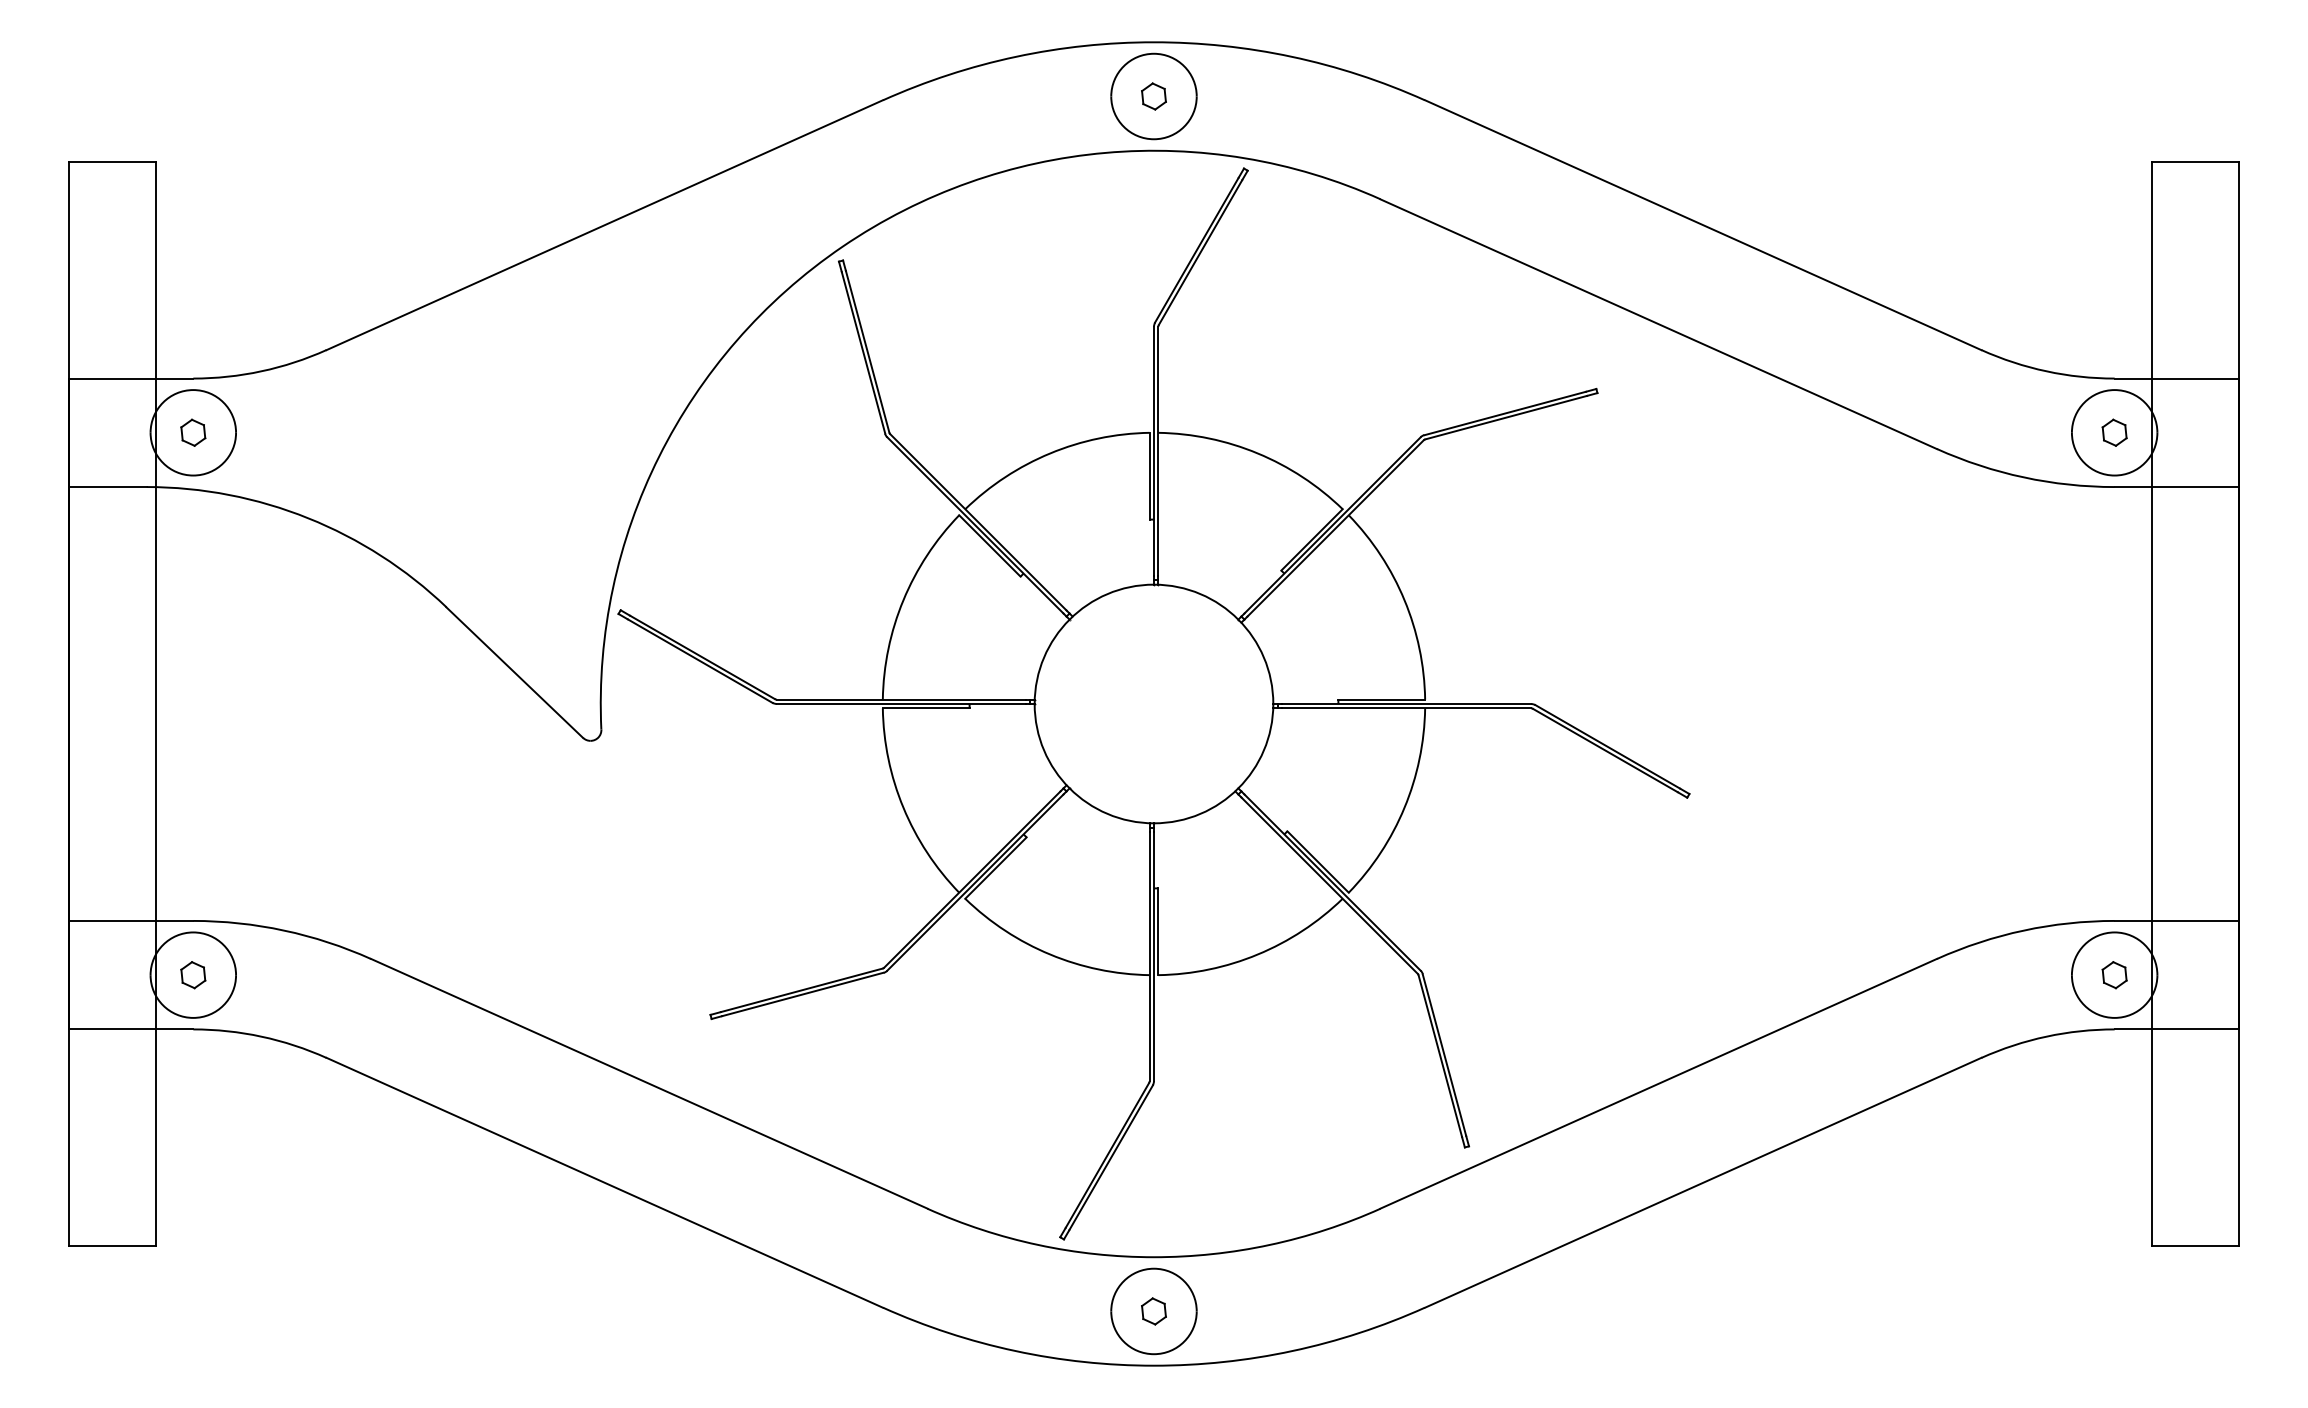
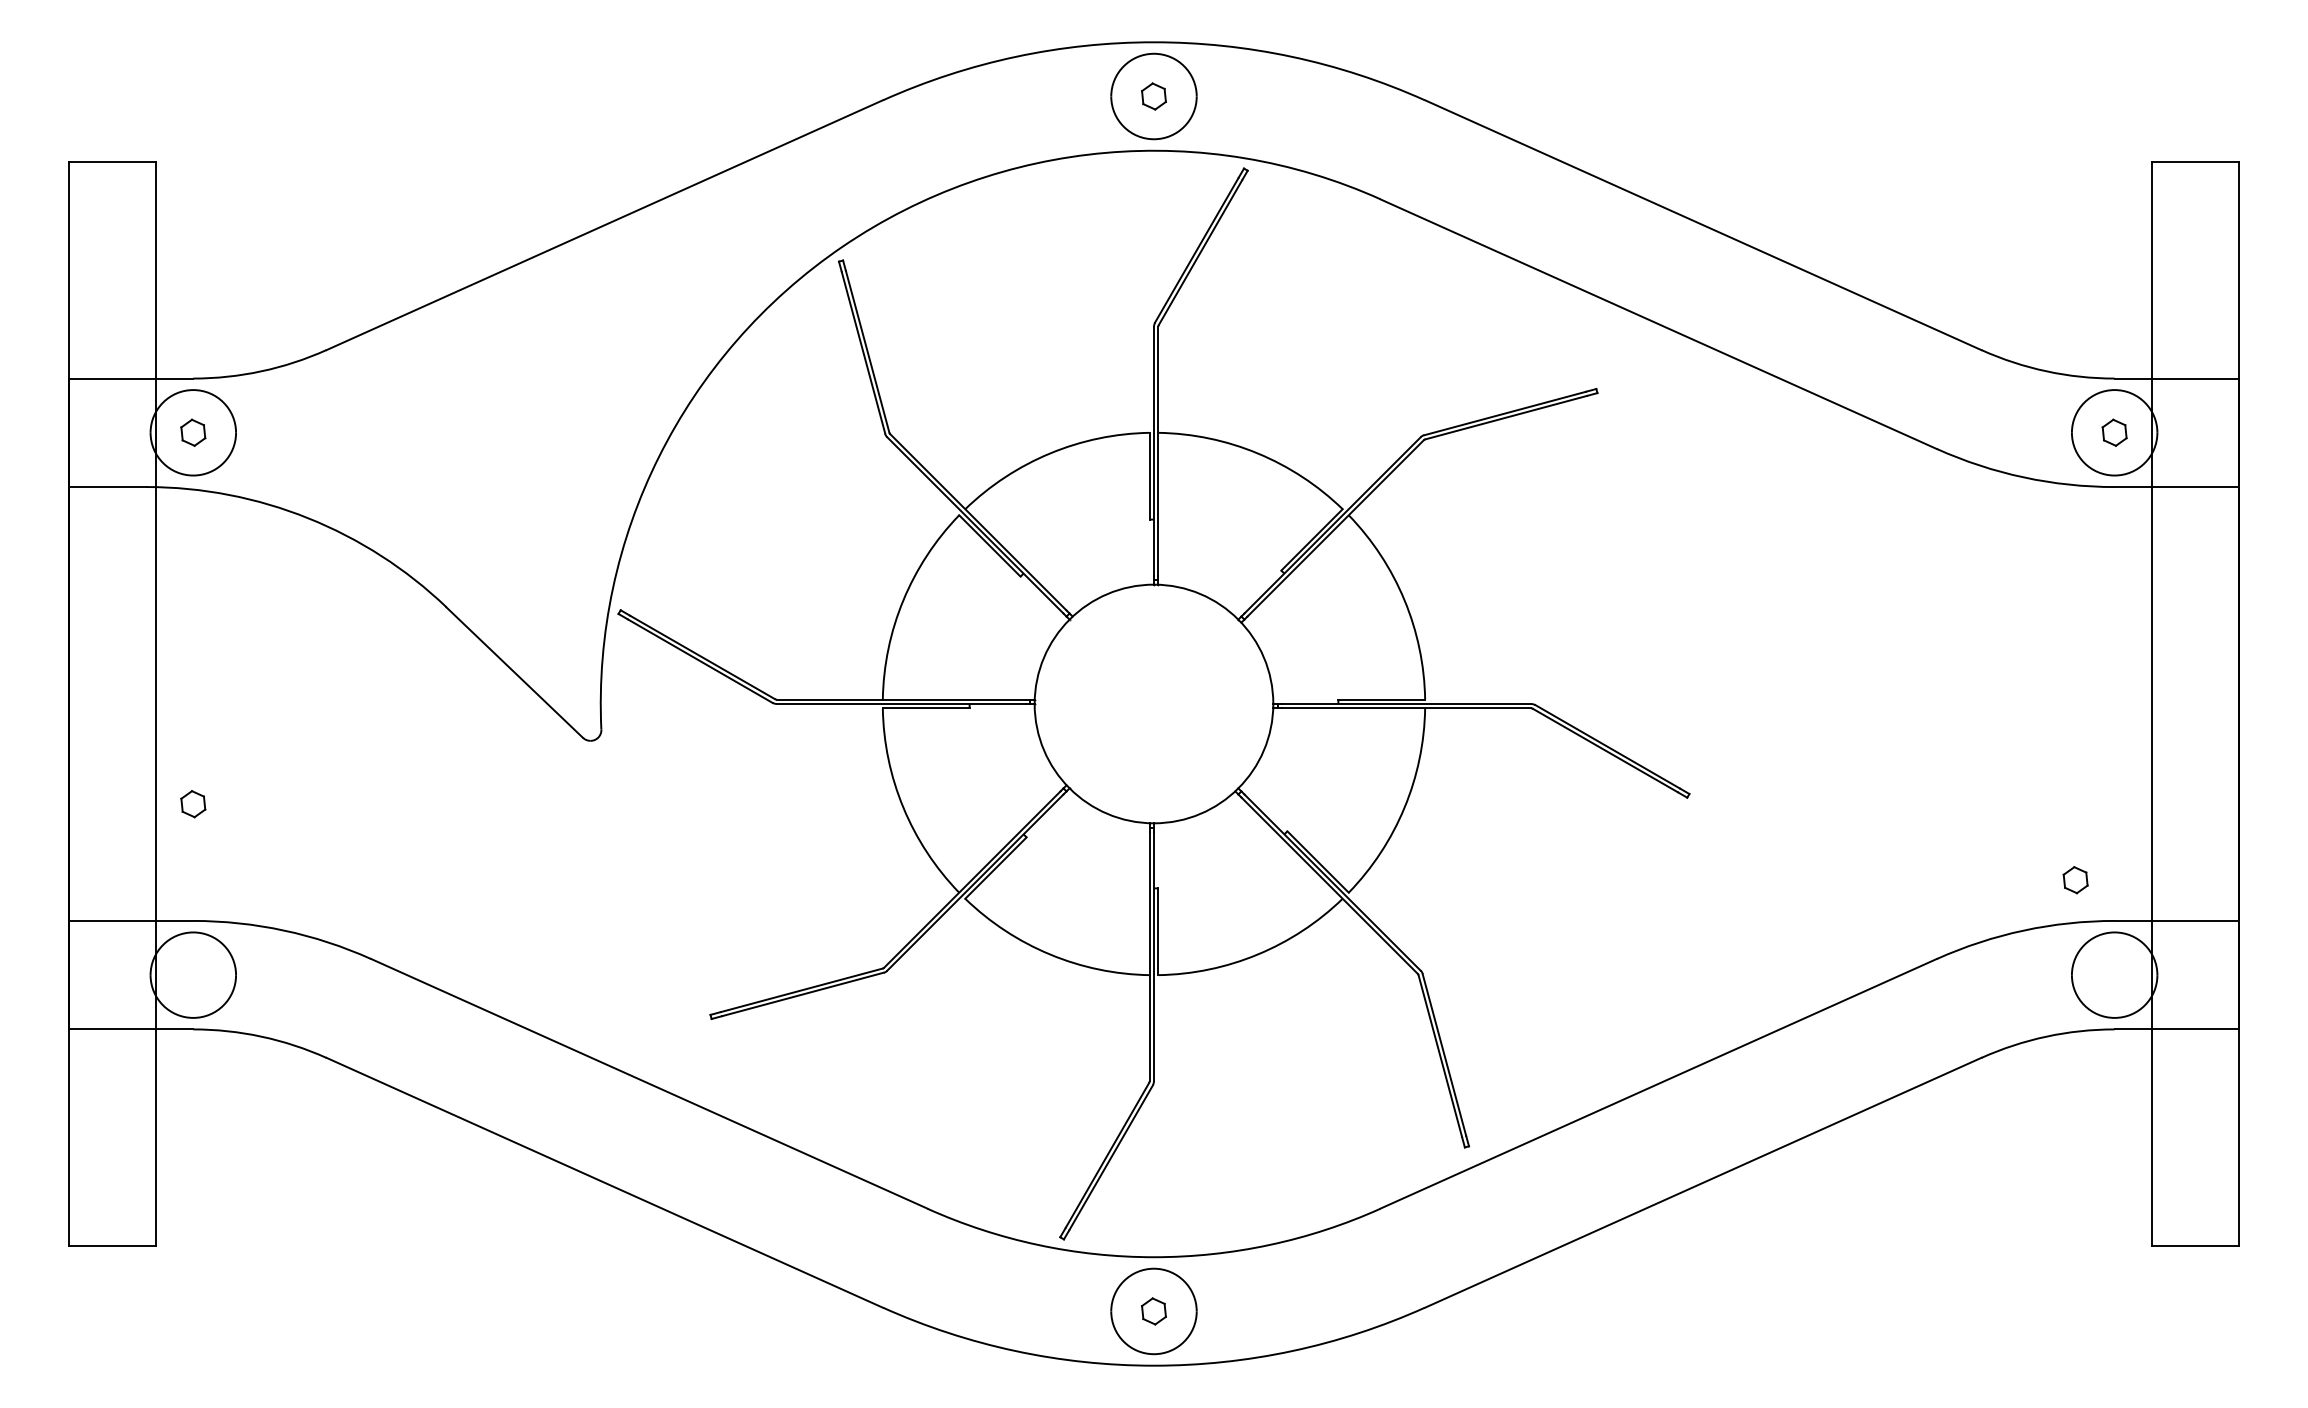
part position: (193, 975) -> (193, 804) (193, 804)
part position: (2114, 975) -> (2075, 880) (2075, 880)
